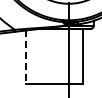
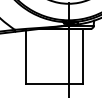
line: dashed -> solid (26, 57)
